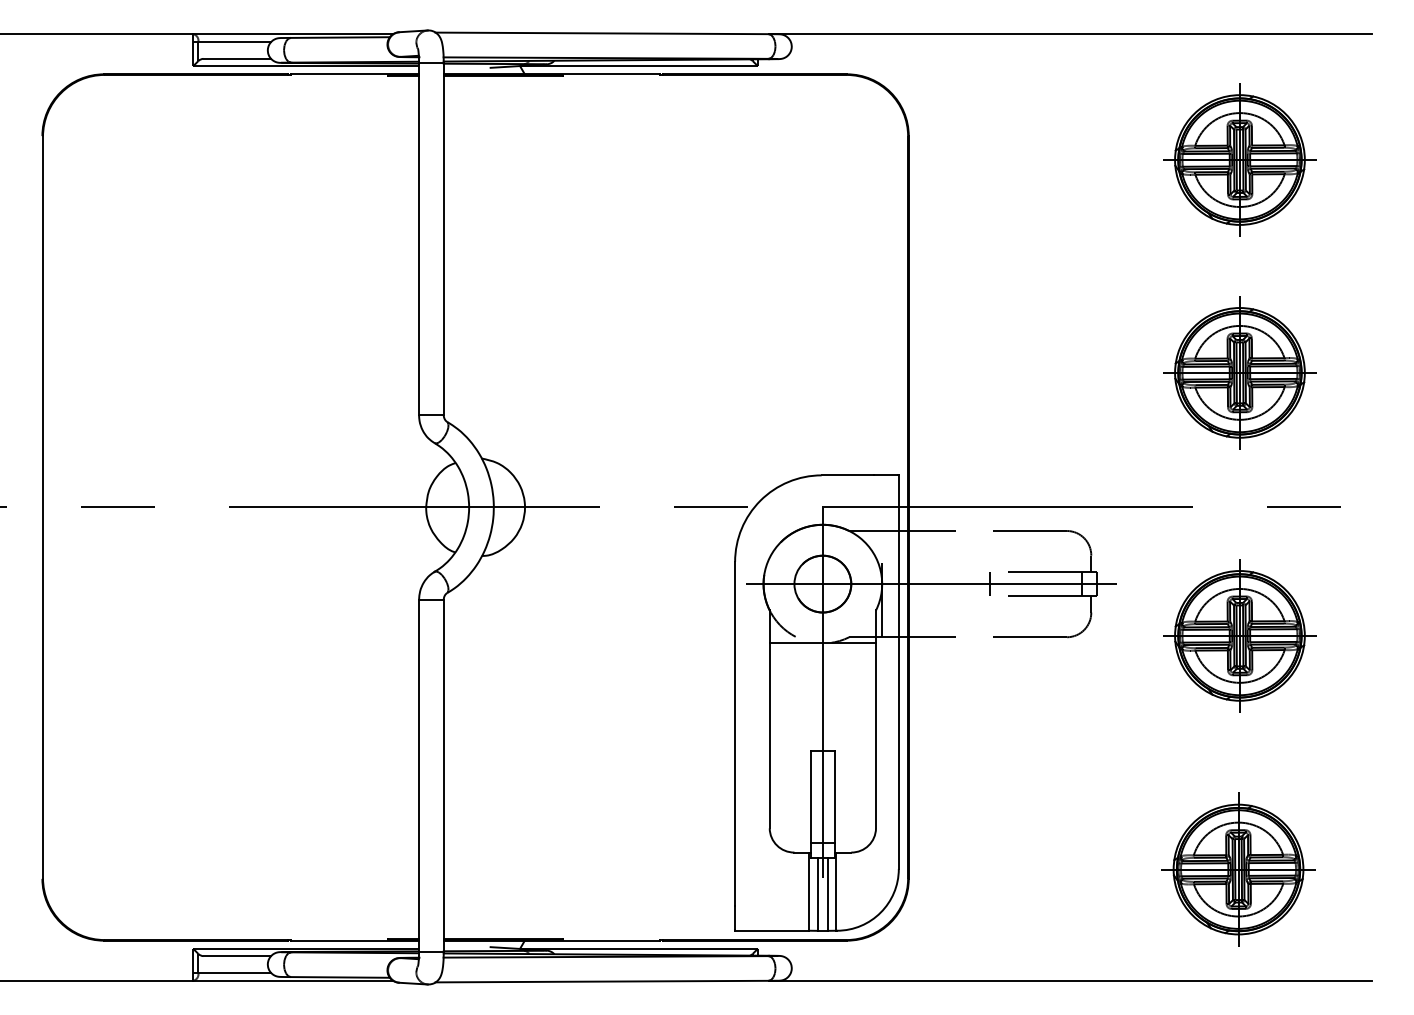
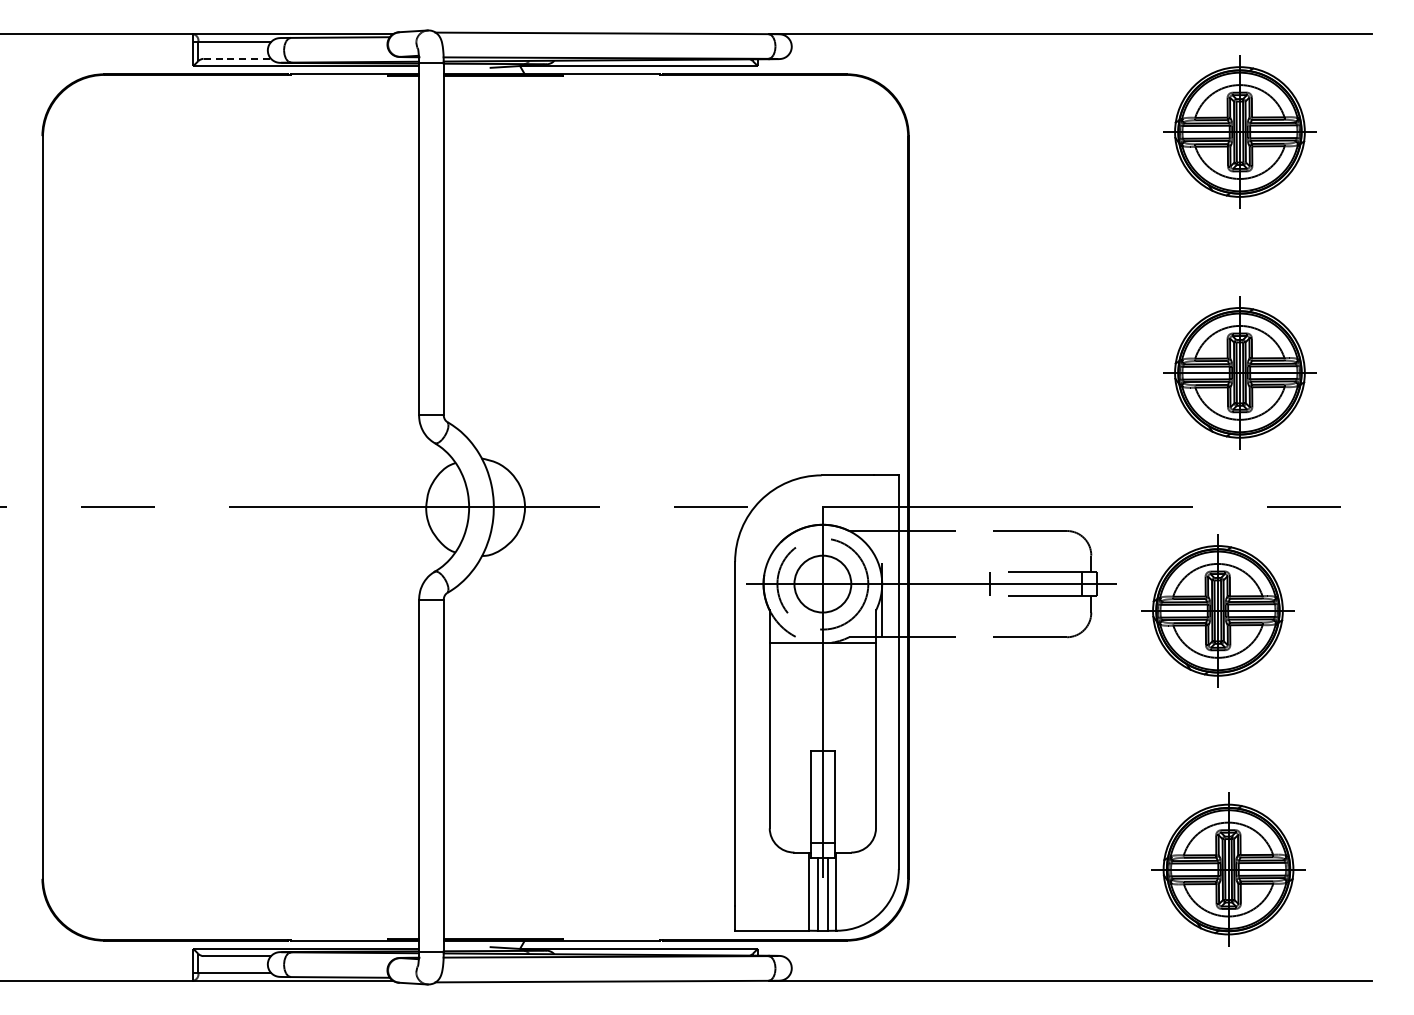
line: solid -> dashed (237, 58)
part position: (1239, 159) -> (1239, 131) (1239, 131)
circle diameter: 57 px -> 91 px (822, 583)
part position: (1239, 635) -> (1217, 610) (1217, 610)
part position: (1238, 869) -> (1228, 869) (1228, 869)
